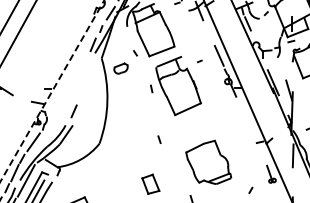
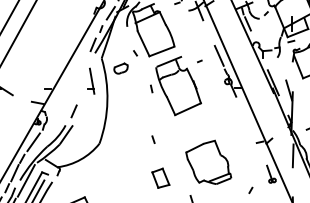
part: none -> present (91, 80)
line: dashed -> solid (52, 91)
line position: (159, 139) -> (153, 139) (153, 139)
part position: (150, 183) -> (160, 177) (160, 177)
